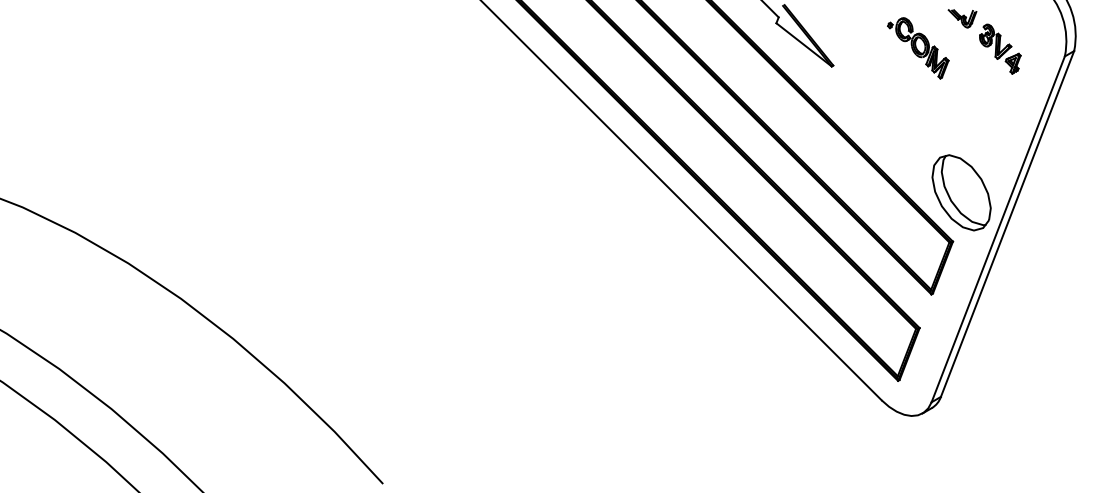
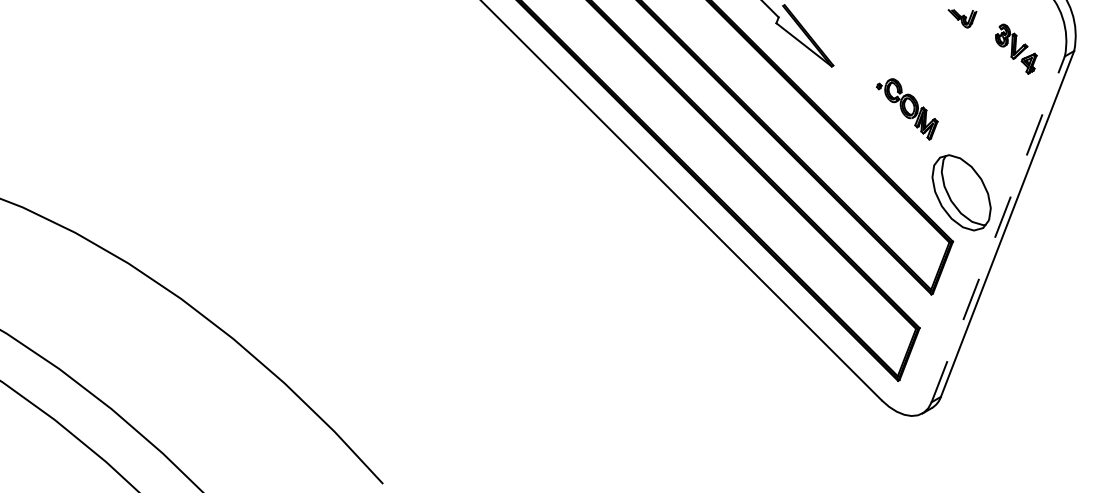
part position: (918, 48) -> (907, 109) (907, 109)
part position: (1000, 48) -> (1016, 48) (1016, 48)
line: solid -> dashed (998, 228)
